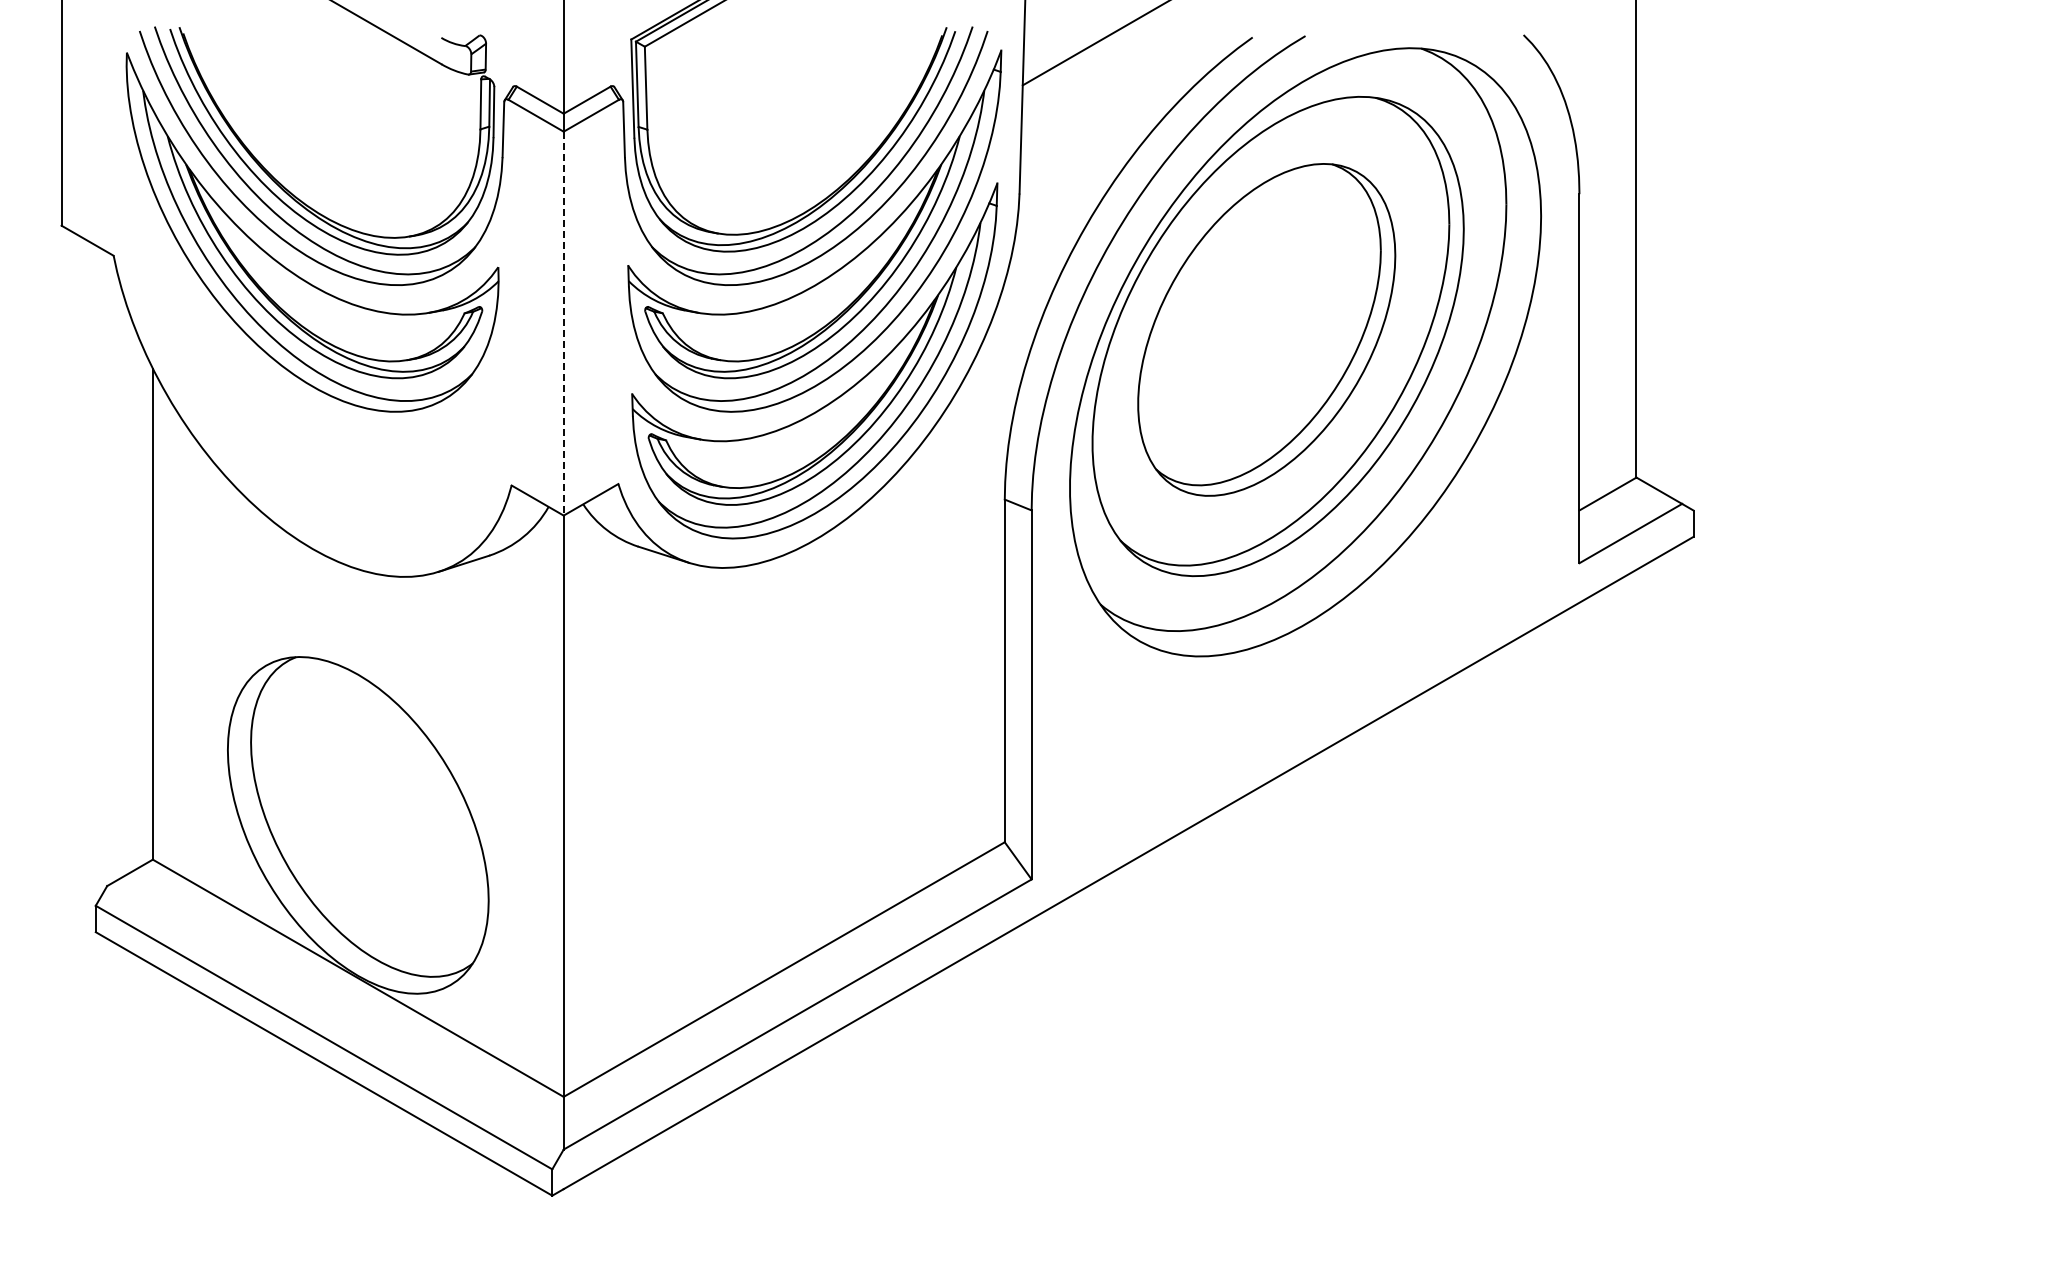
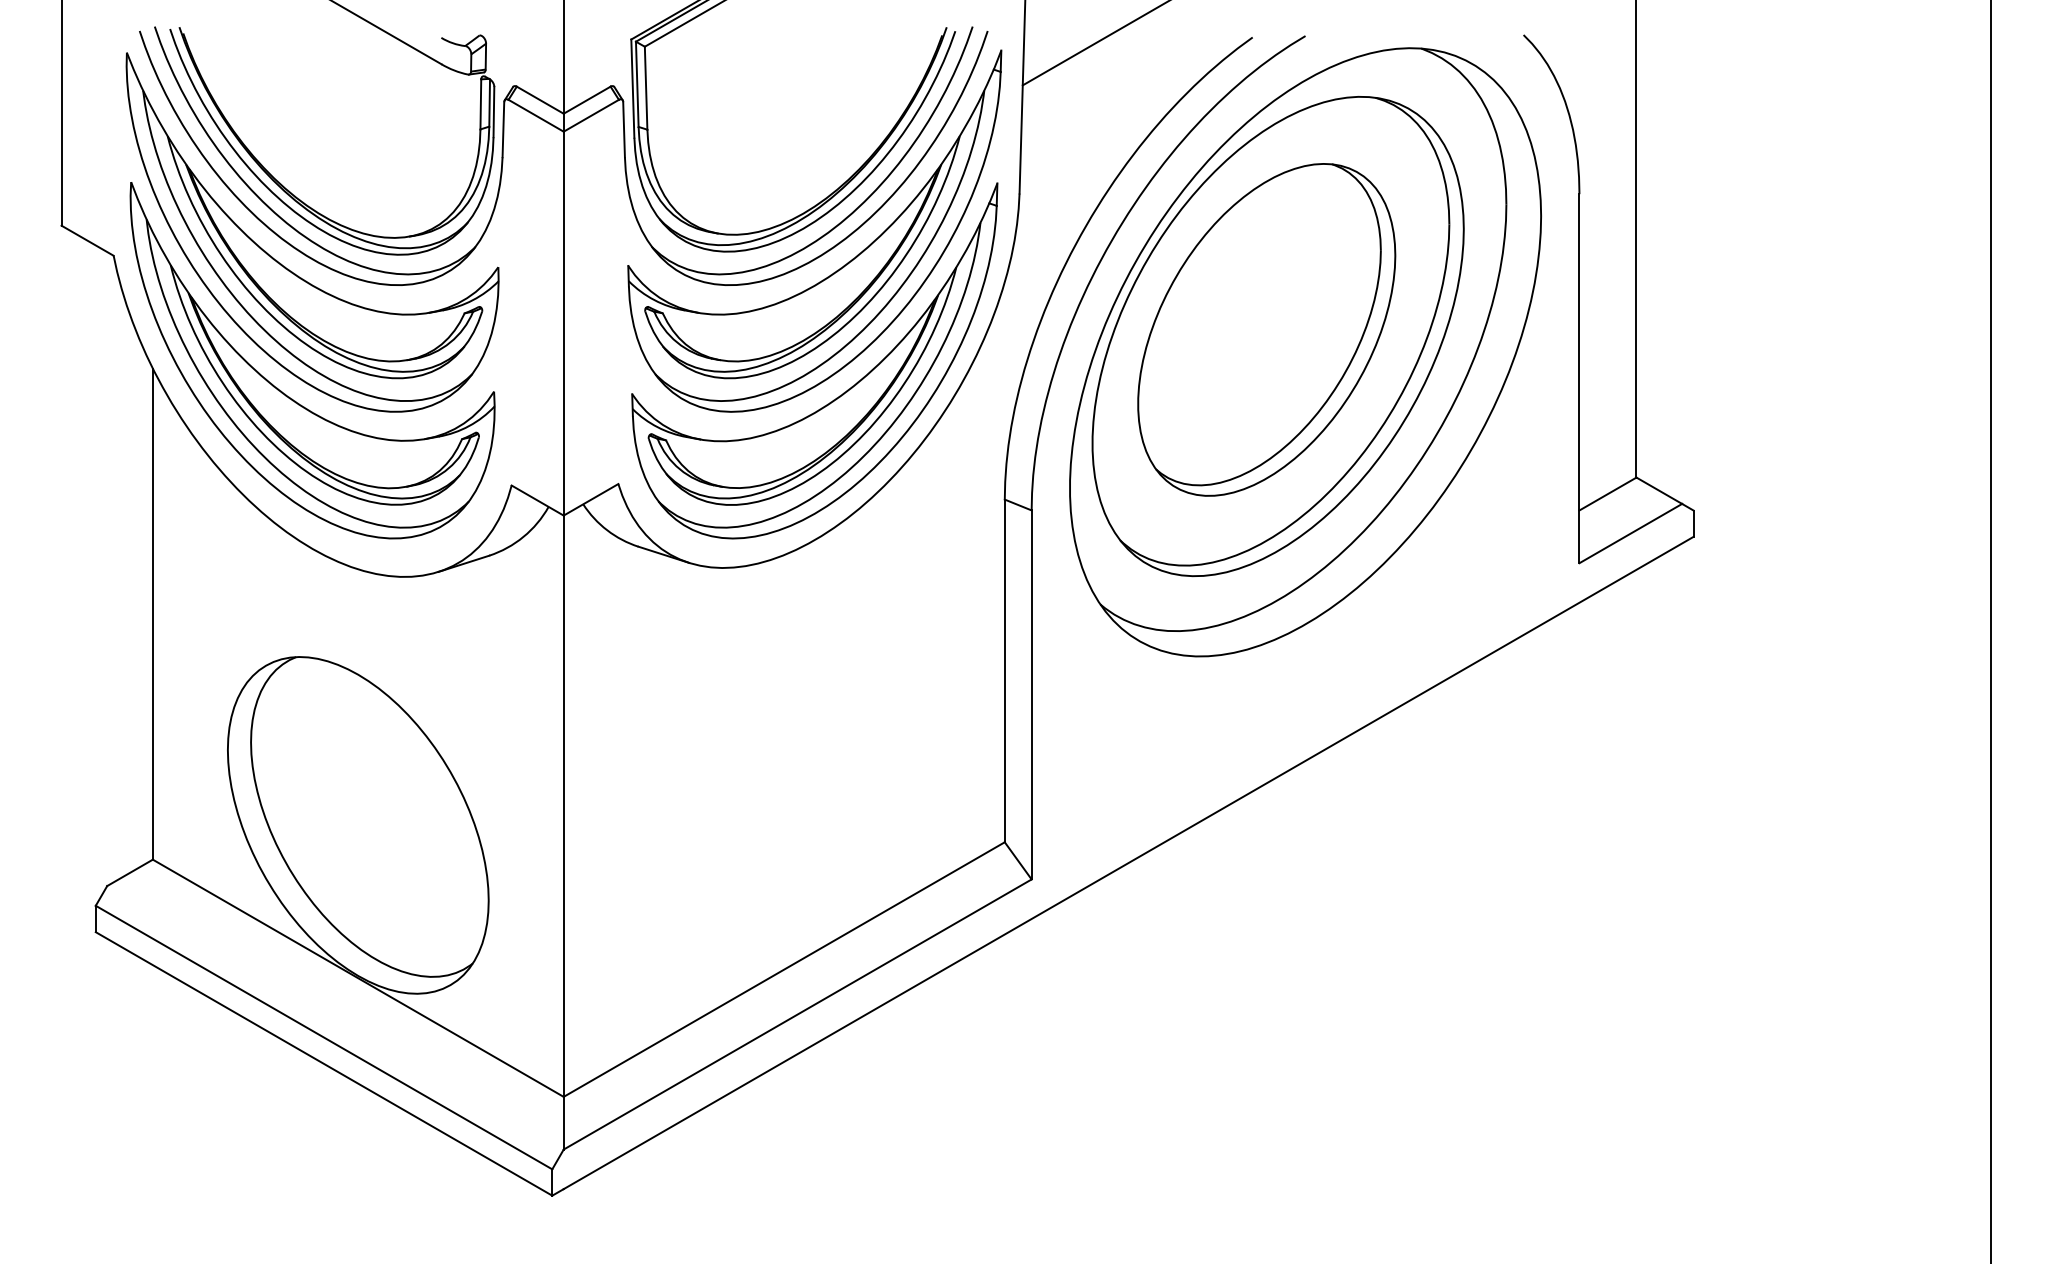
line: dashed -> solid (563, 323)
part: none -> present (285, 393)
line: none -> present (1991, 631)
